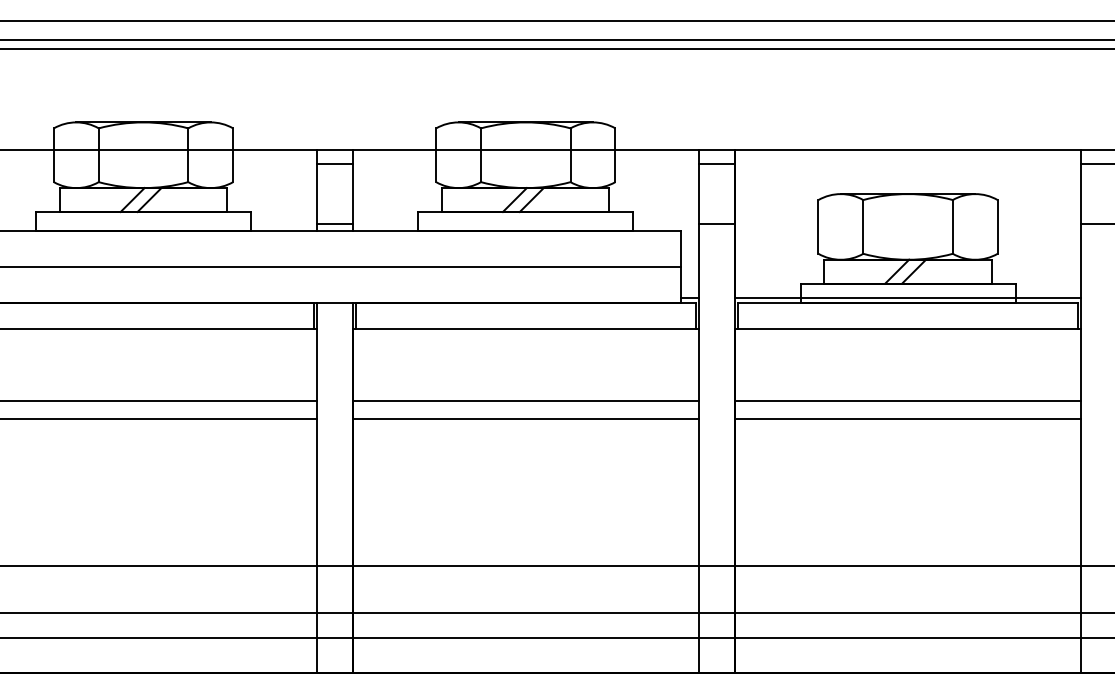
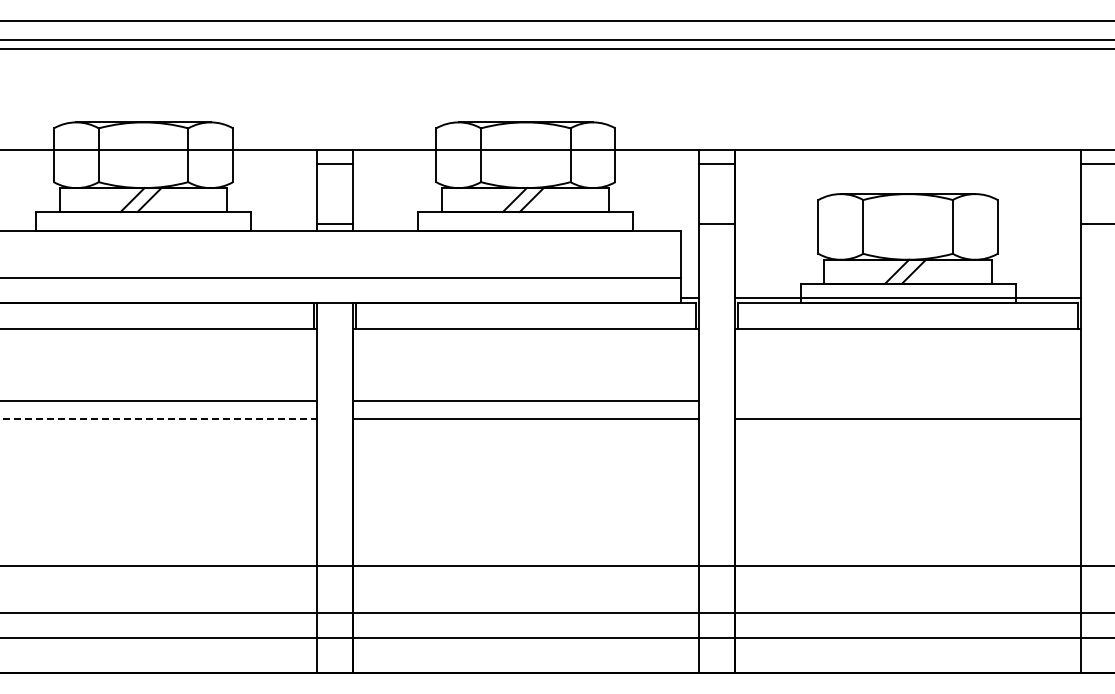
line position: (341, 266) -> (341, 277) (341, 277)
line: present -> none (907, 400)
line: solid -> dashed (159, 418)
